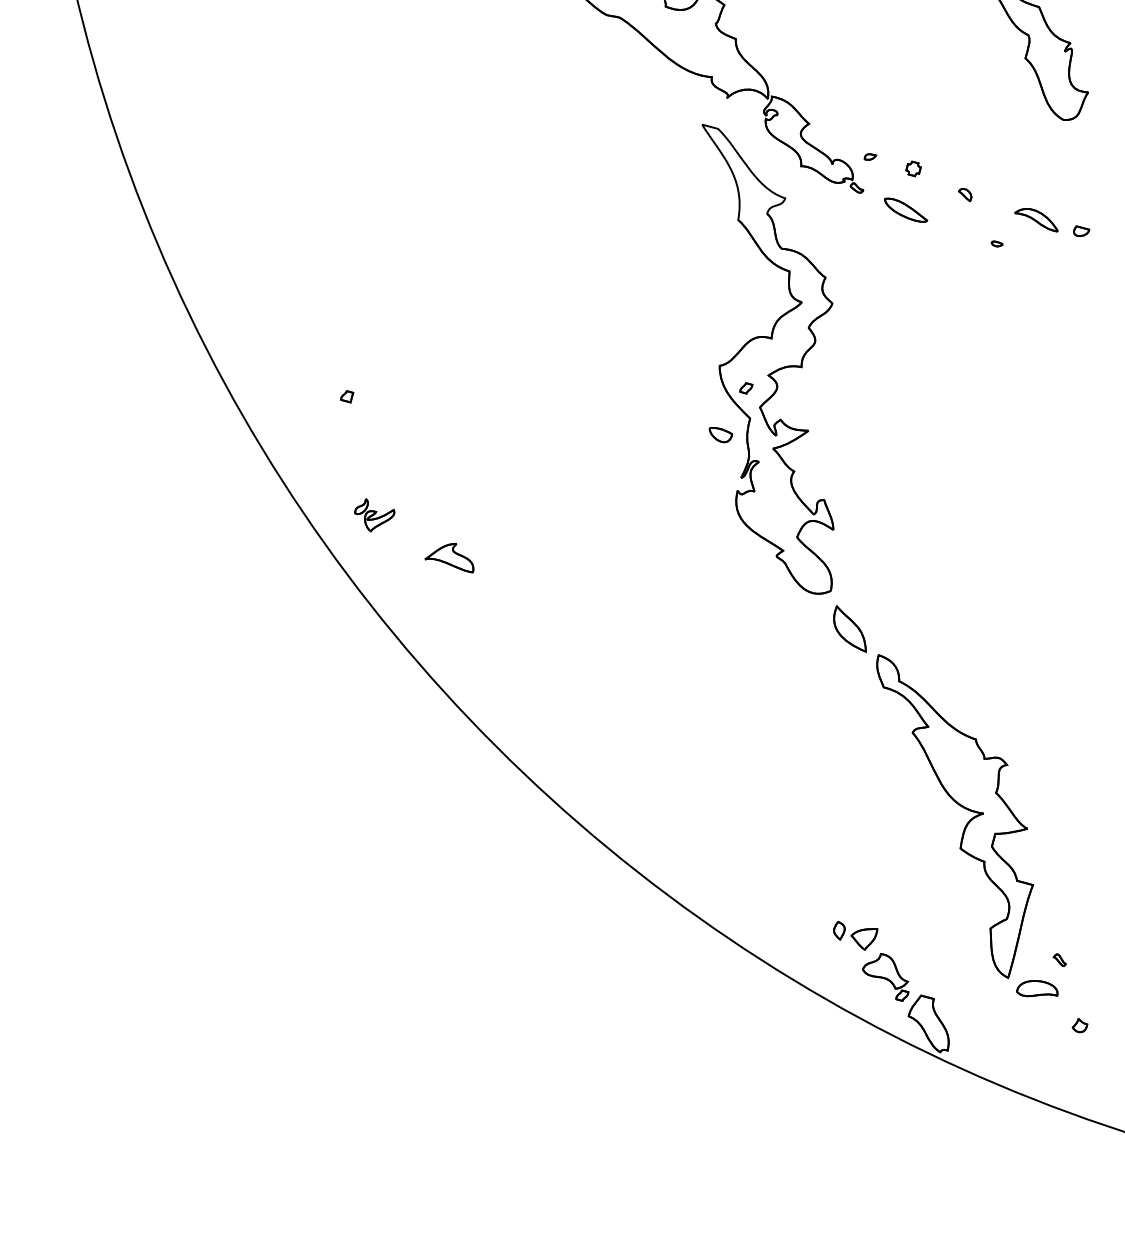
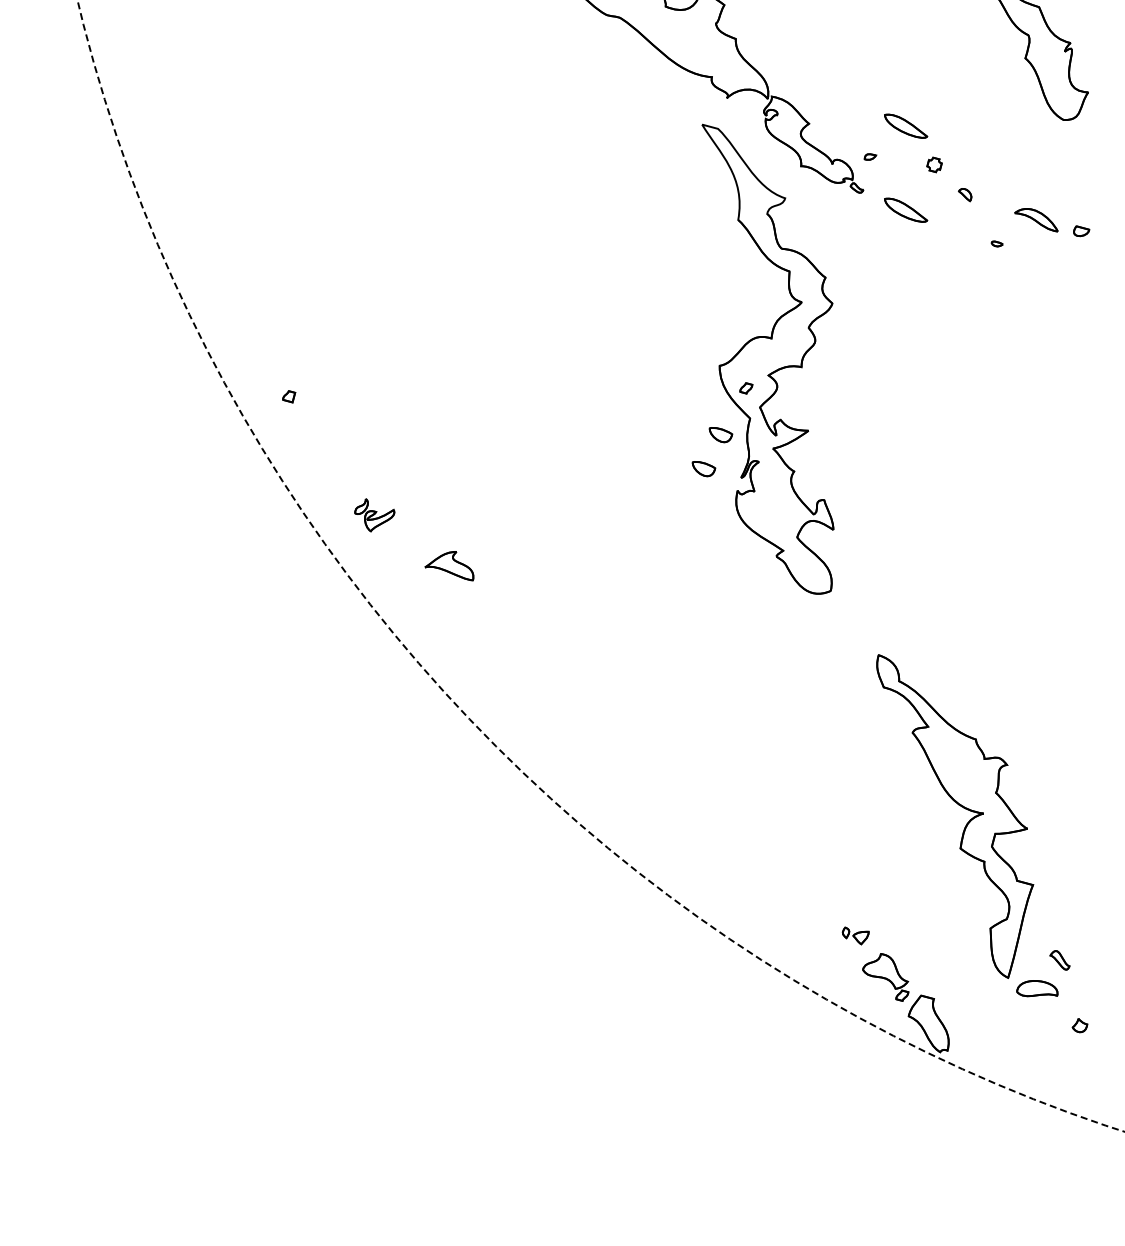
part: none -> present (906, 125)
part position: (913, 168) -> (934, 164) (934, 164)
part position: (347, 396) -> (289, 396) (289, 396)
part: none -> present (703, 469)
part position: (449, 558) -> (449, 566) (449, 566)
circle: solid -> dashed (600, 565)
part: present -> none (849, 628)
part size: 46x30 px -> 29x20 px (855, 935)
part size: 15x14 px -> 22x21 px (1059, 960)
